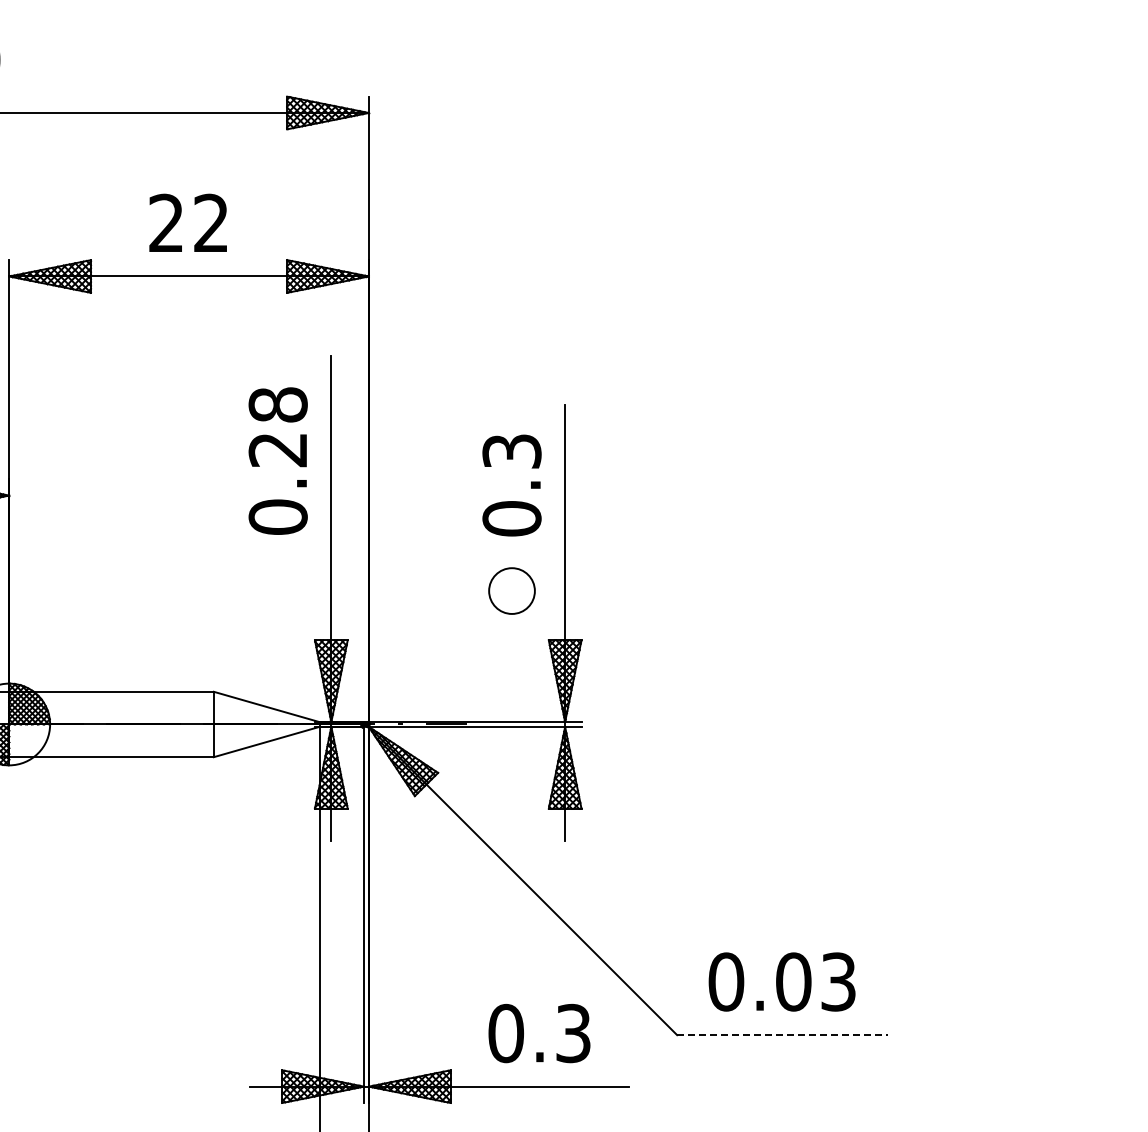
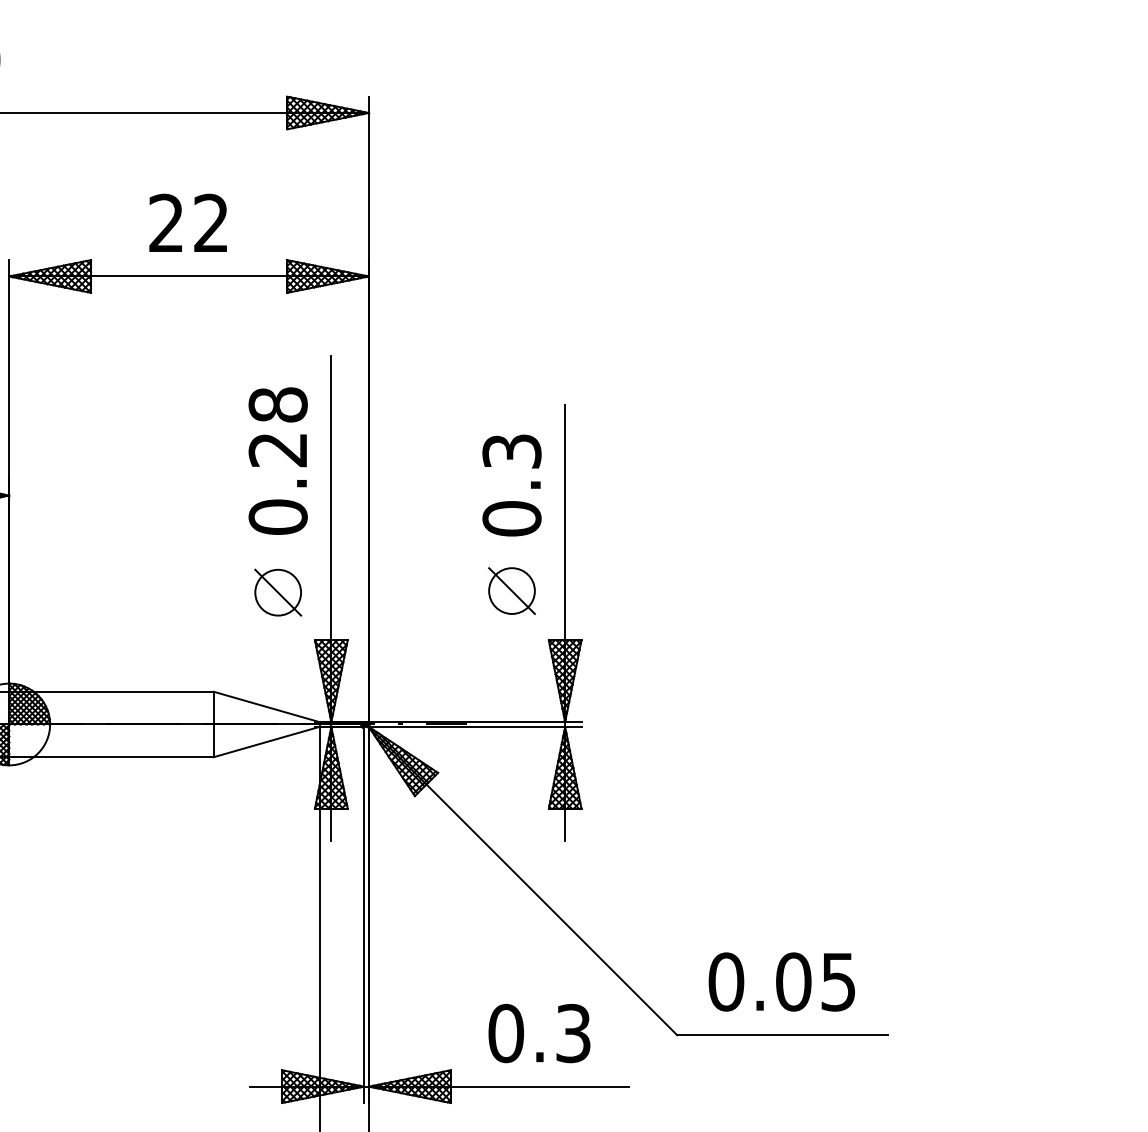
line: none -> present (511, 590)
part: none -> present (278, 592)
text: 0.03 -> 0.05 (838, 981)
line: dashed -> solid (783, 1035)
